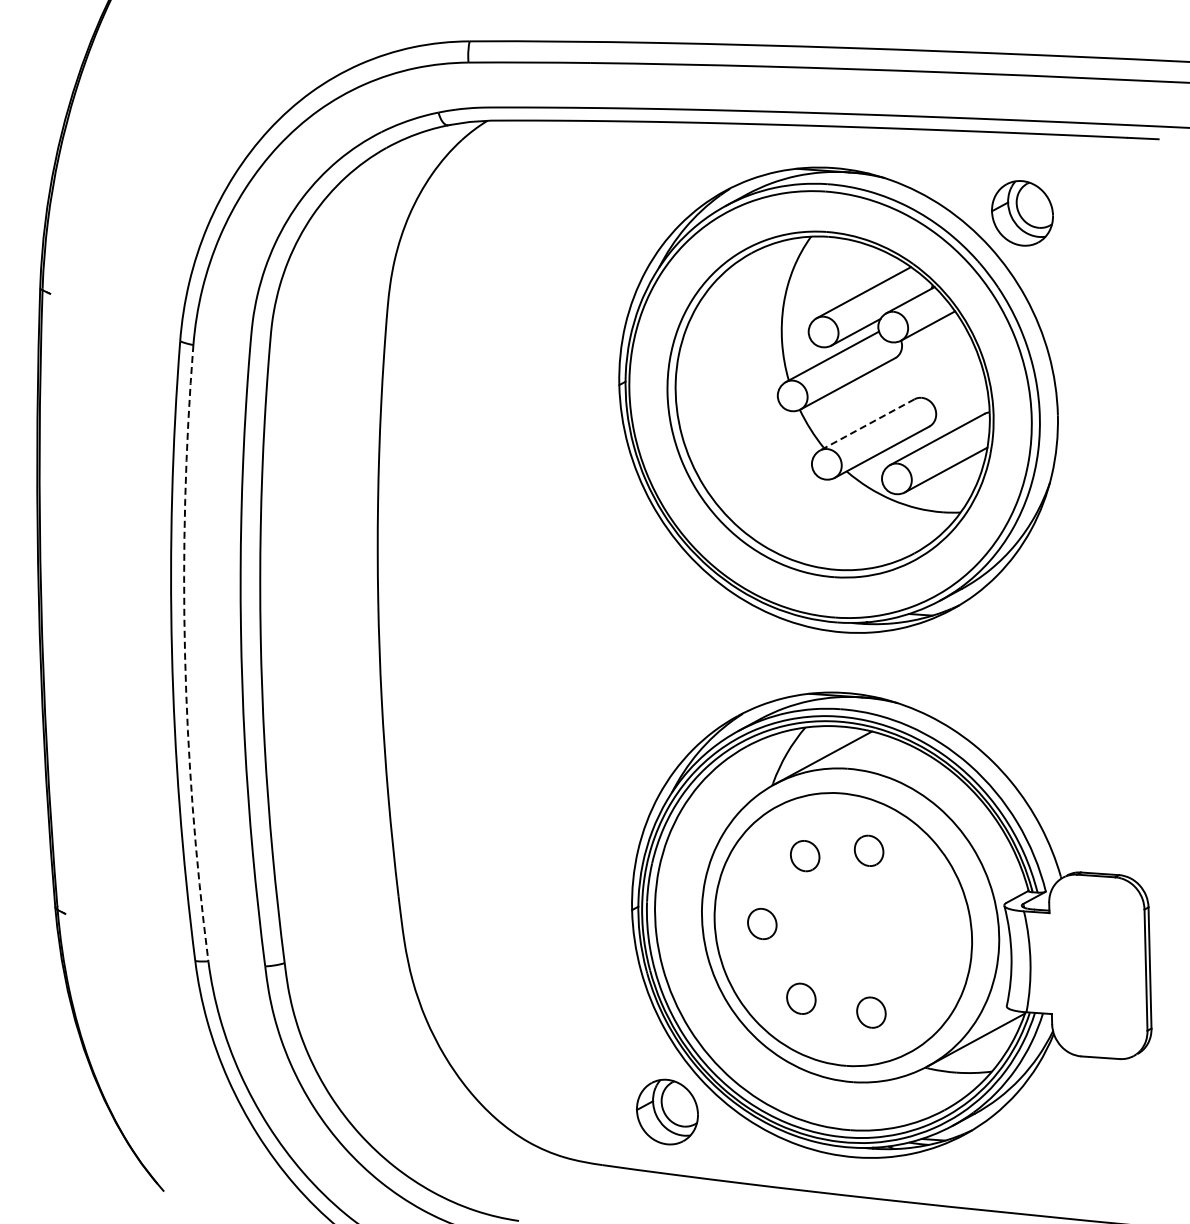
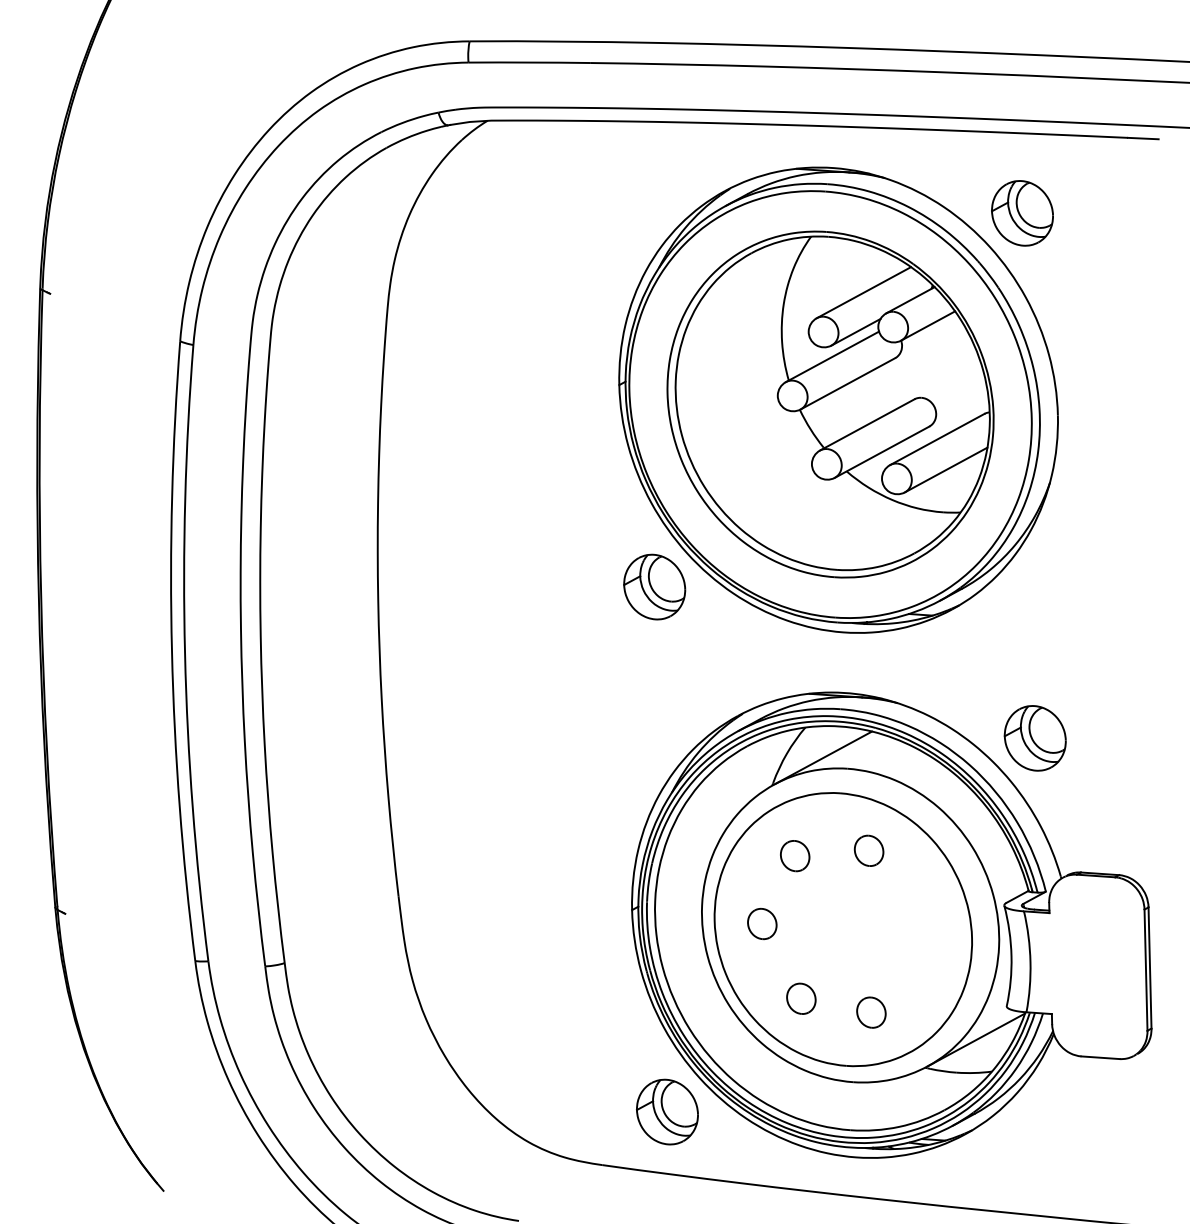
line: dashed -> solid (867, 424)
part: none -> present (654, 586)
arc: dashed -> solid (185, 653)
part: none -> present (1034, 738)
part position: (805, 856) -> (795, 856) (795, 856)
